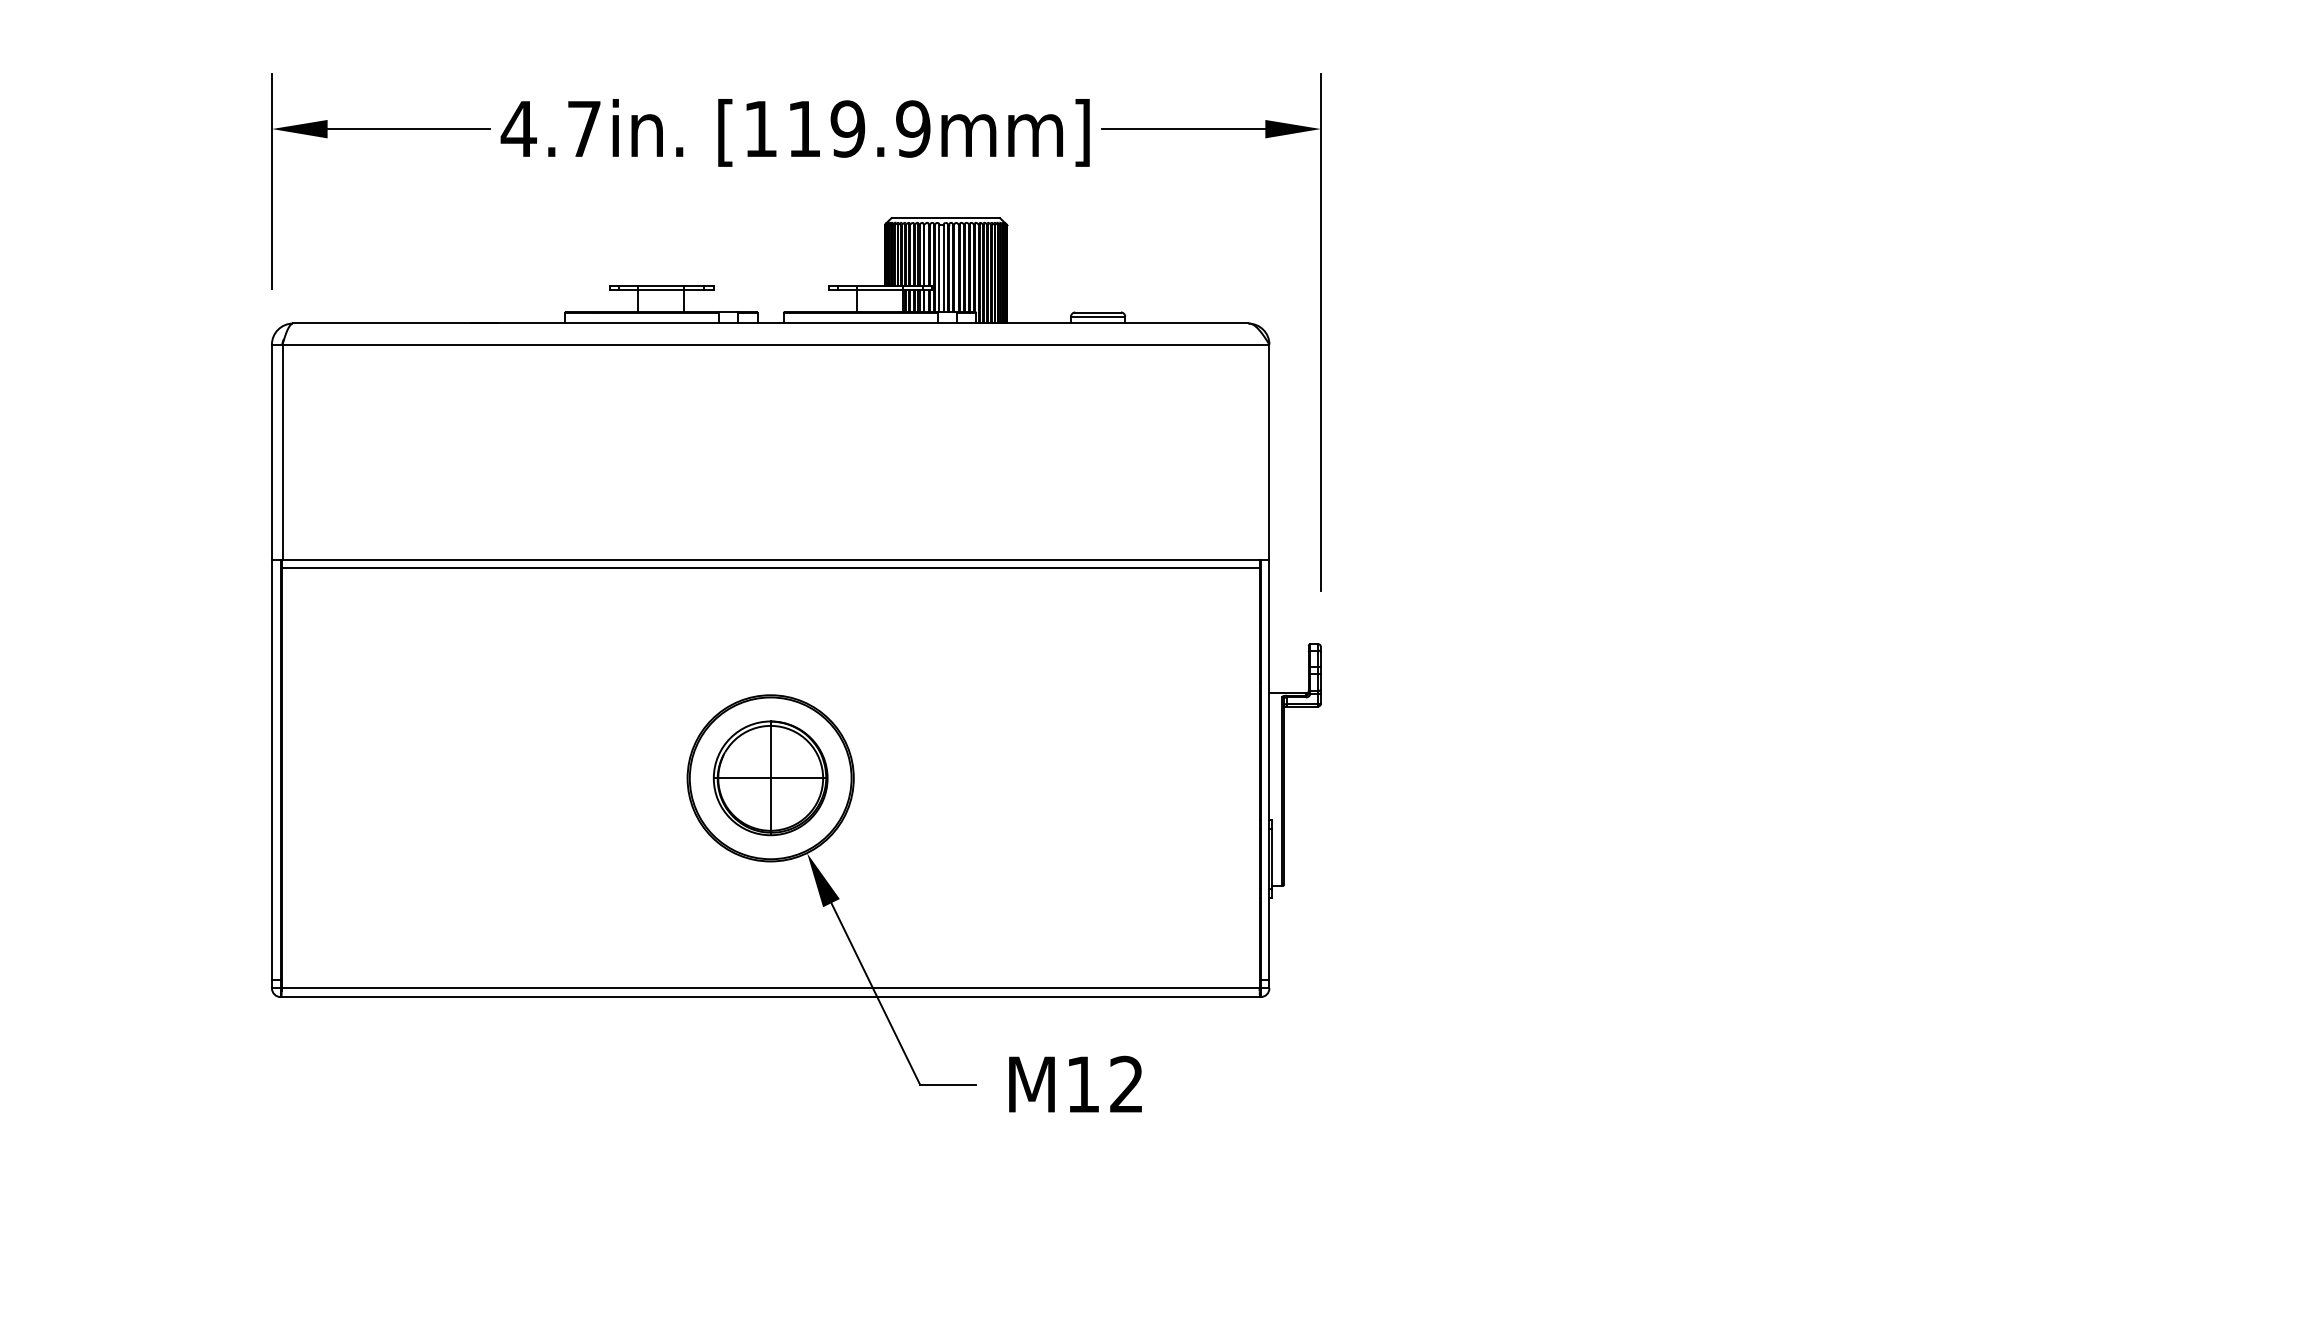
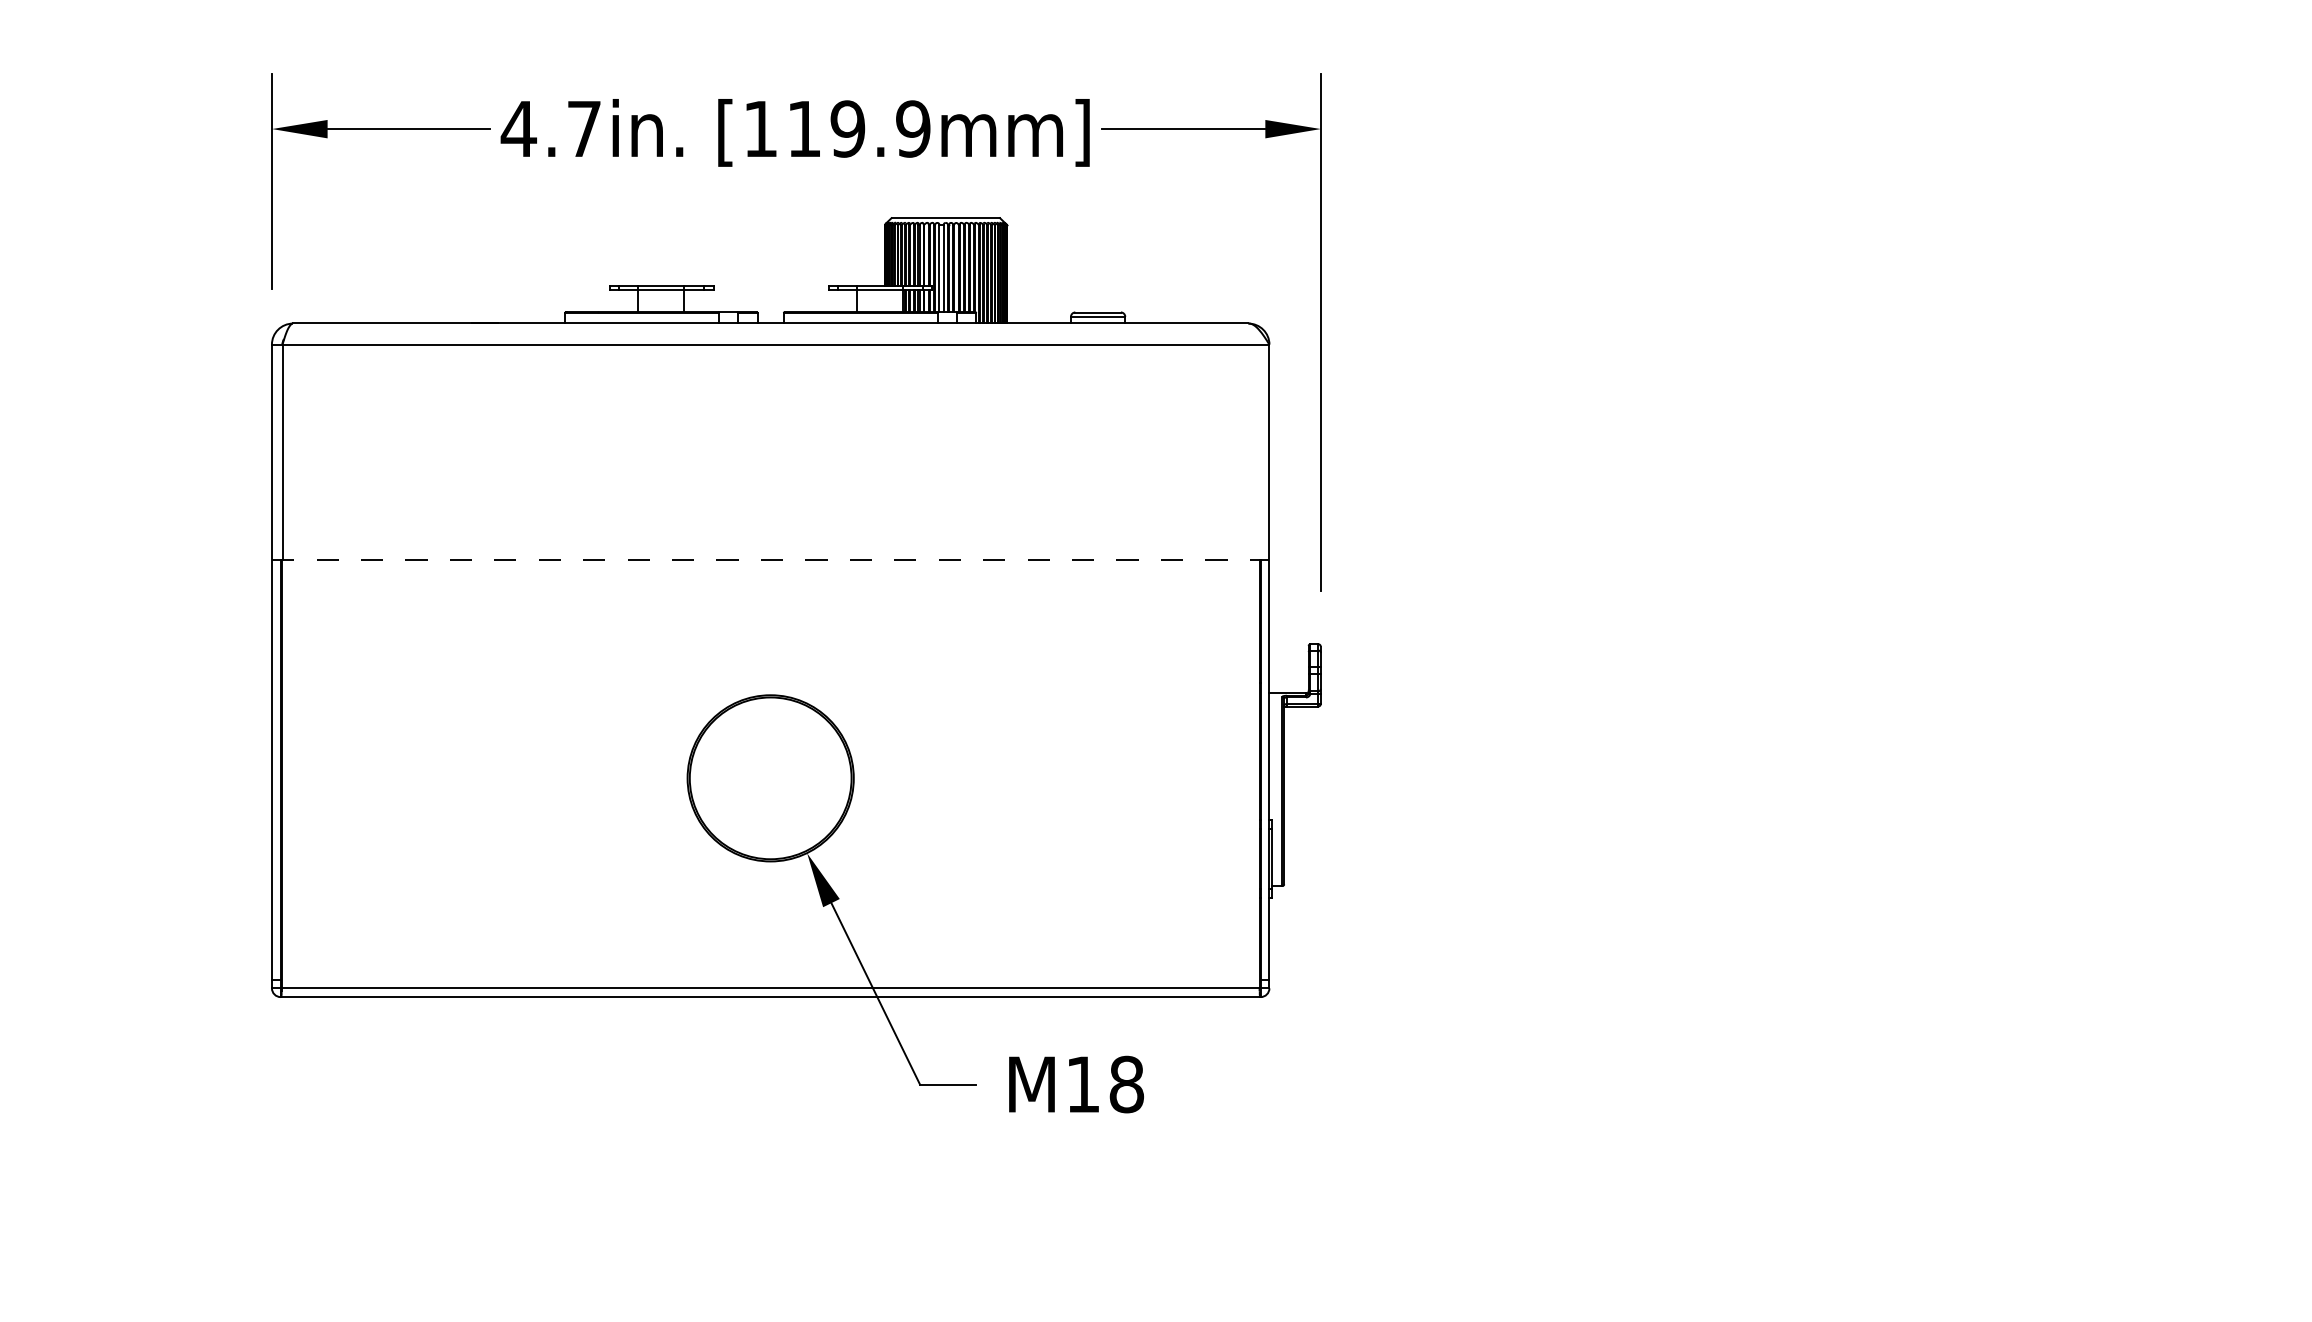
line: solid -> dashed (770, 559)
line: present -> none (770, 568)
part: present -> none (770, 778)
text: M12 -> M18 (1126, 1084)
